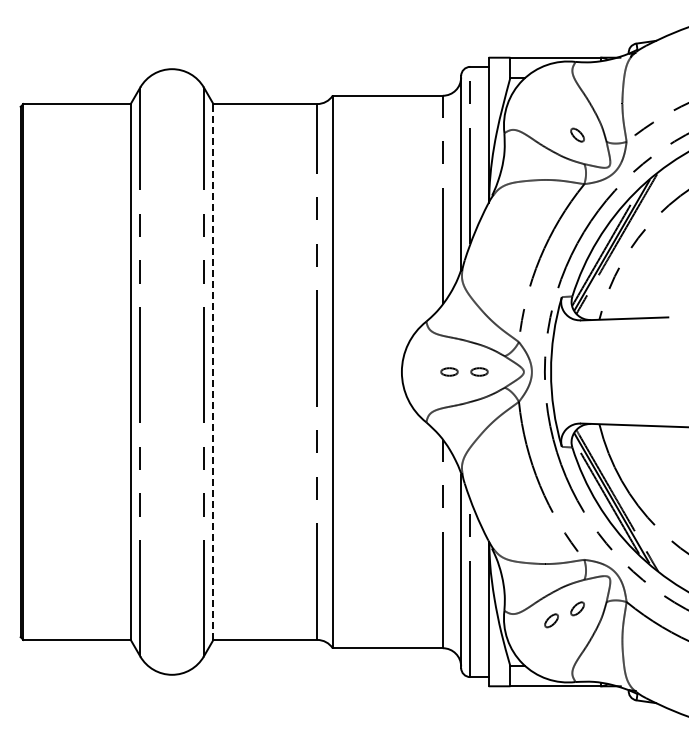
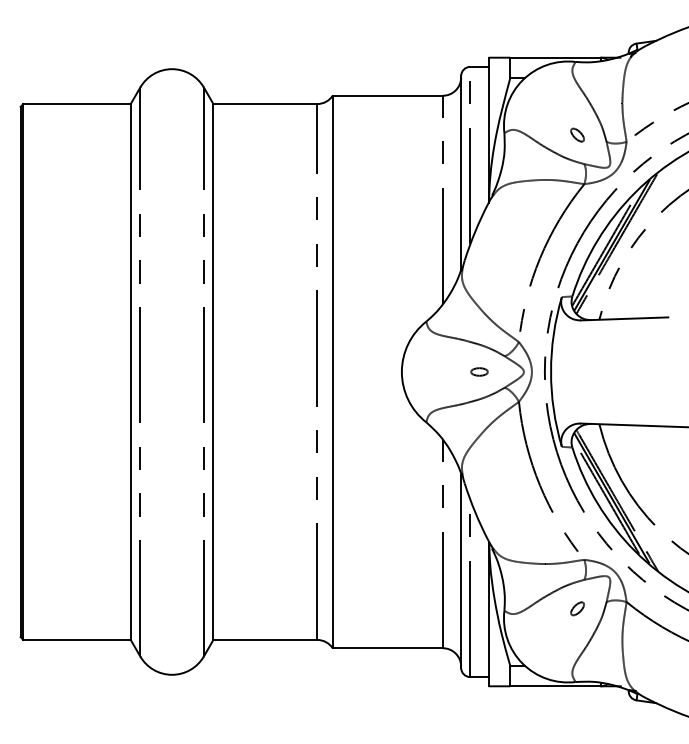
part: present -> none (449, 371)
line: dashed -> solid (213, 372)
part: present -> none (551, 620)
